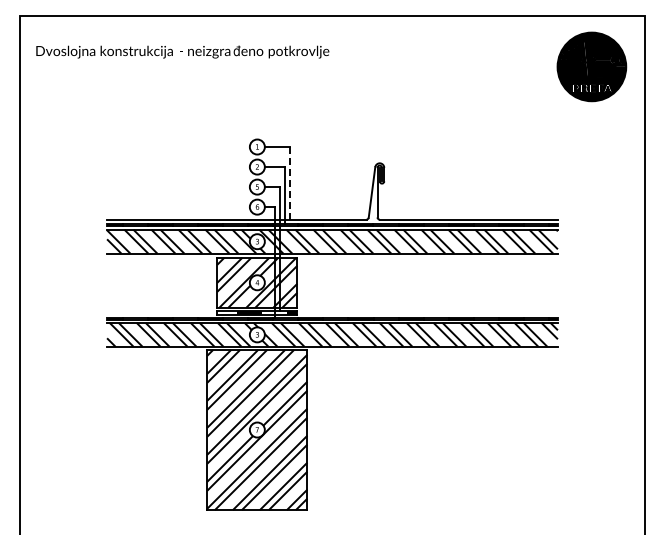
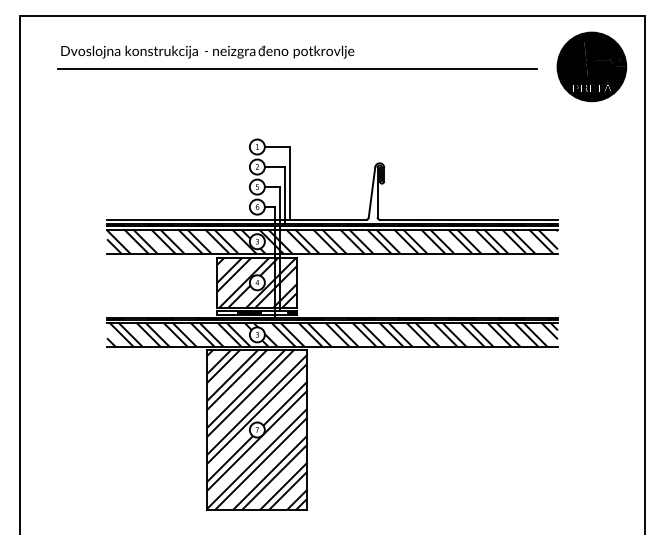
text position: (182, 51) -> (207, 51) (207, 51)
line: none -> present (297, 69)
line: dashed -> solid (289, 183)
